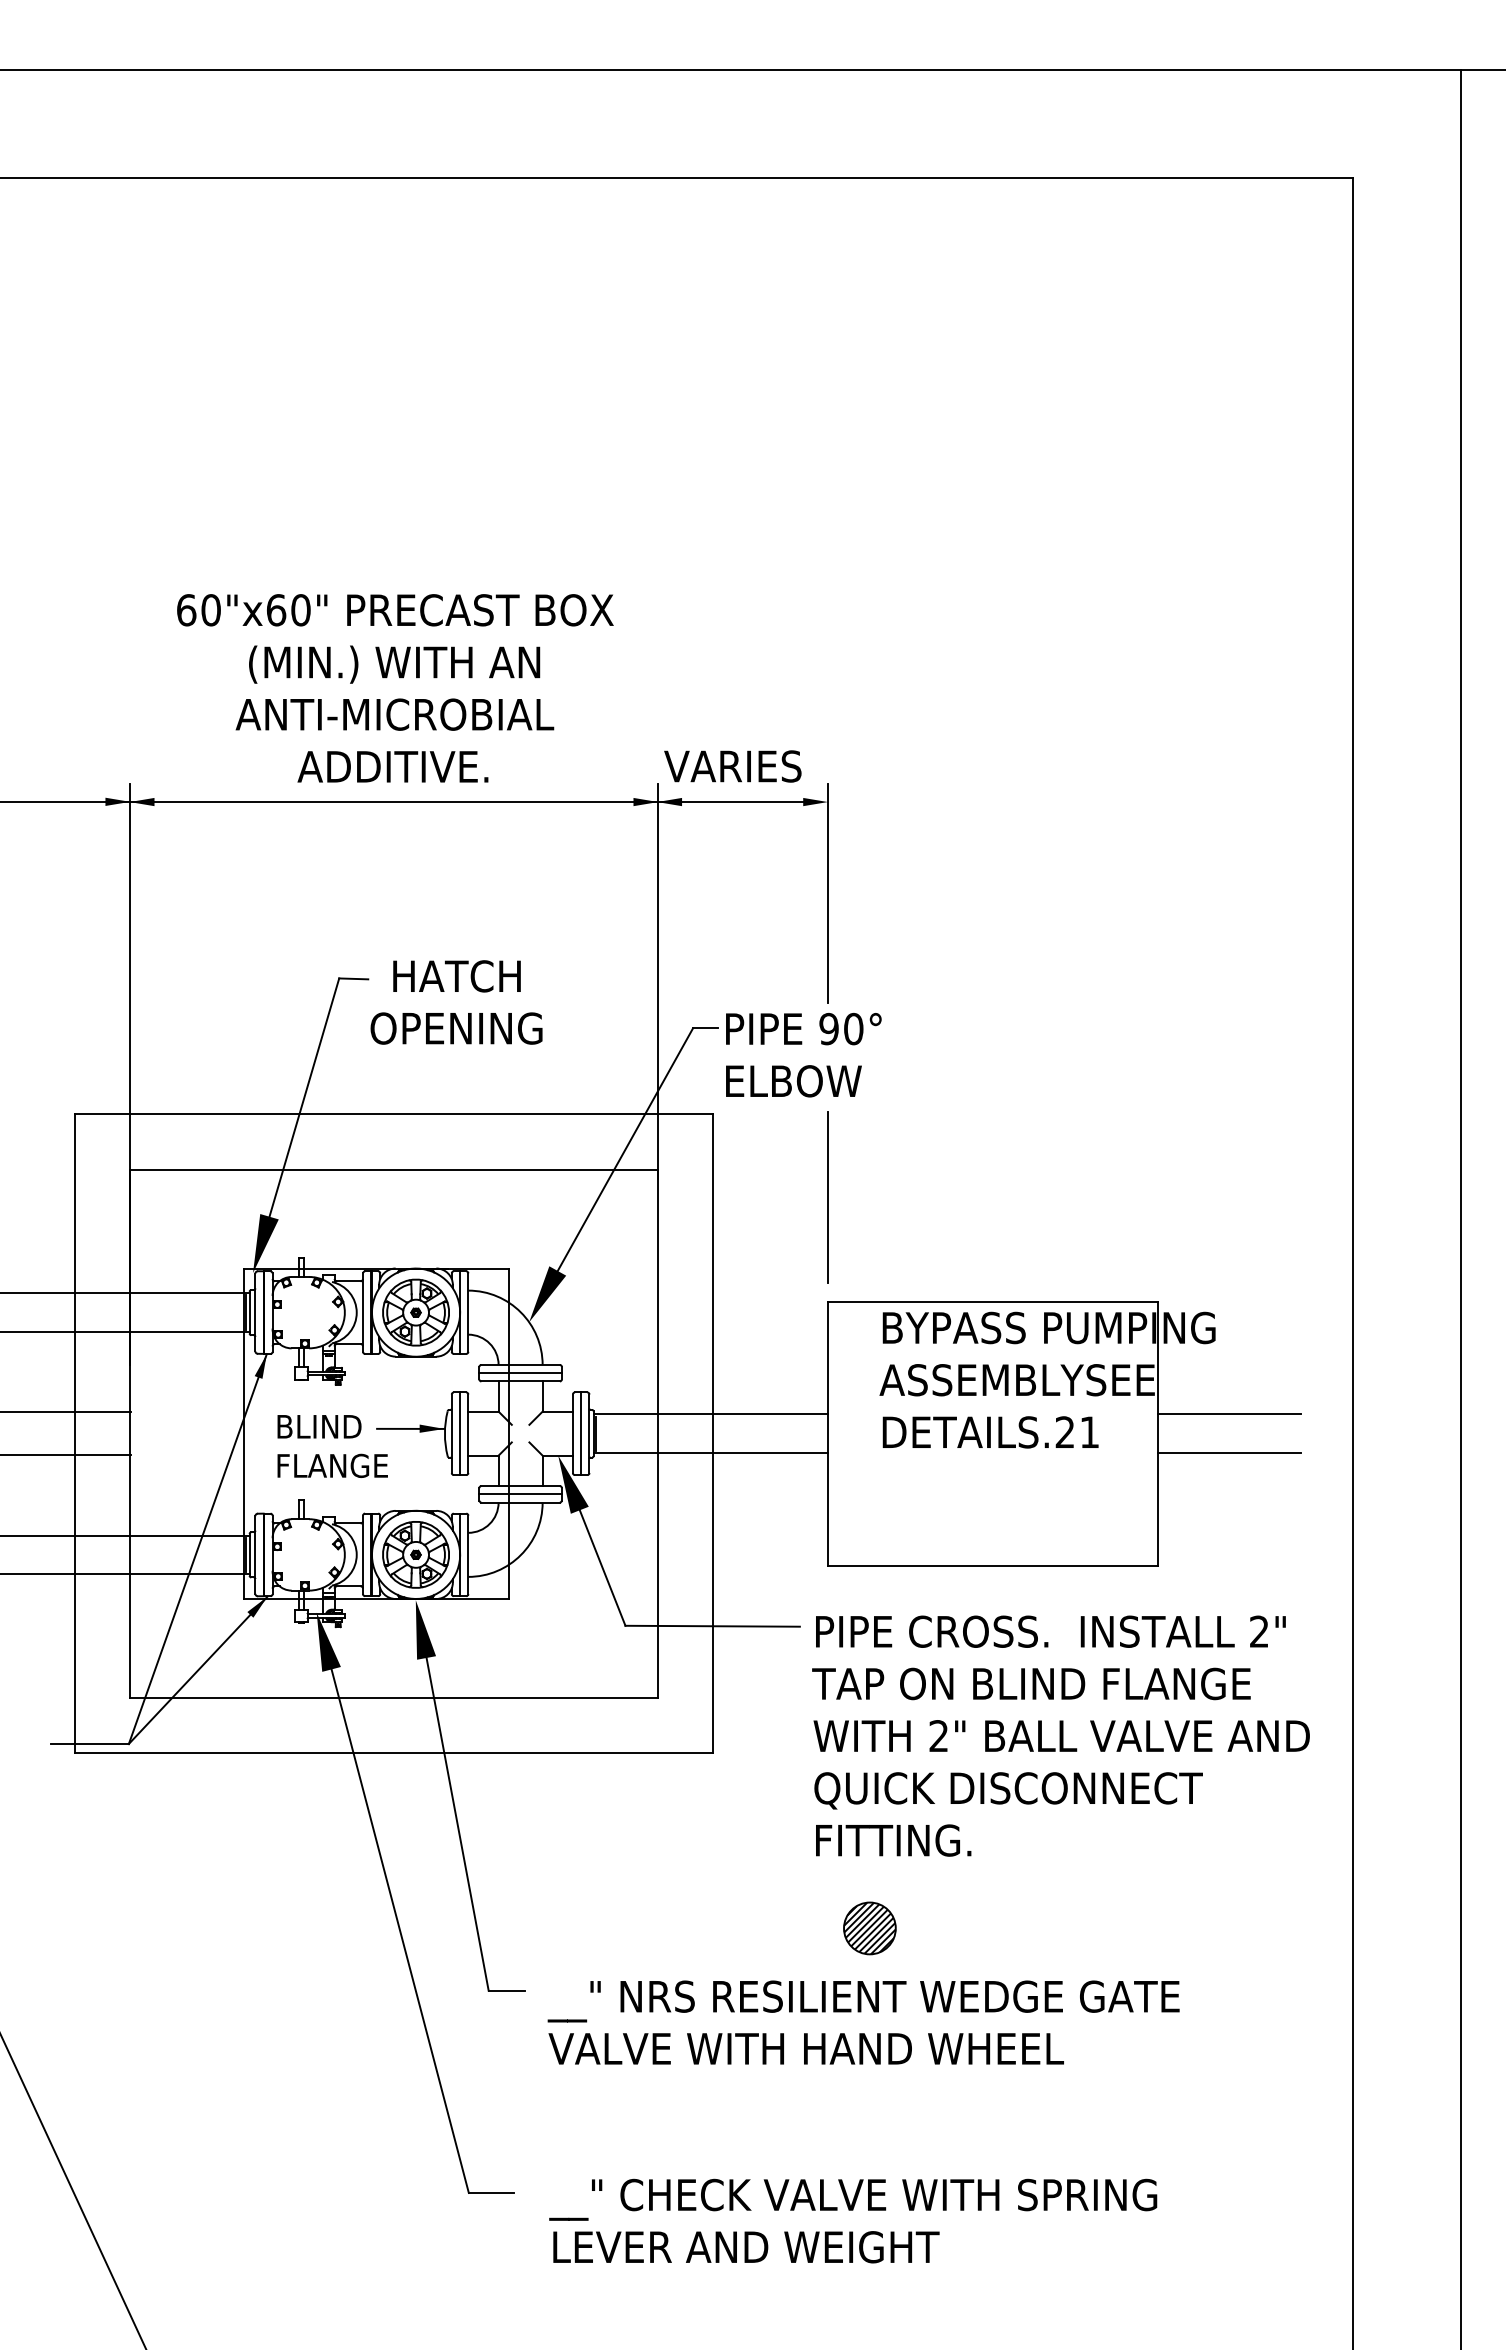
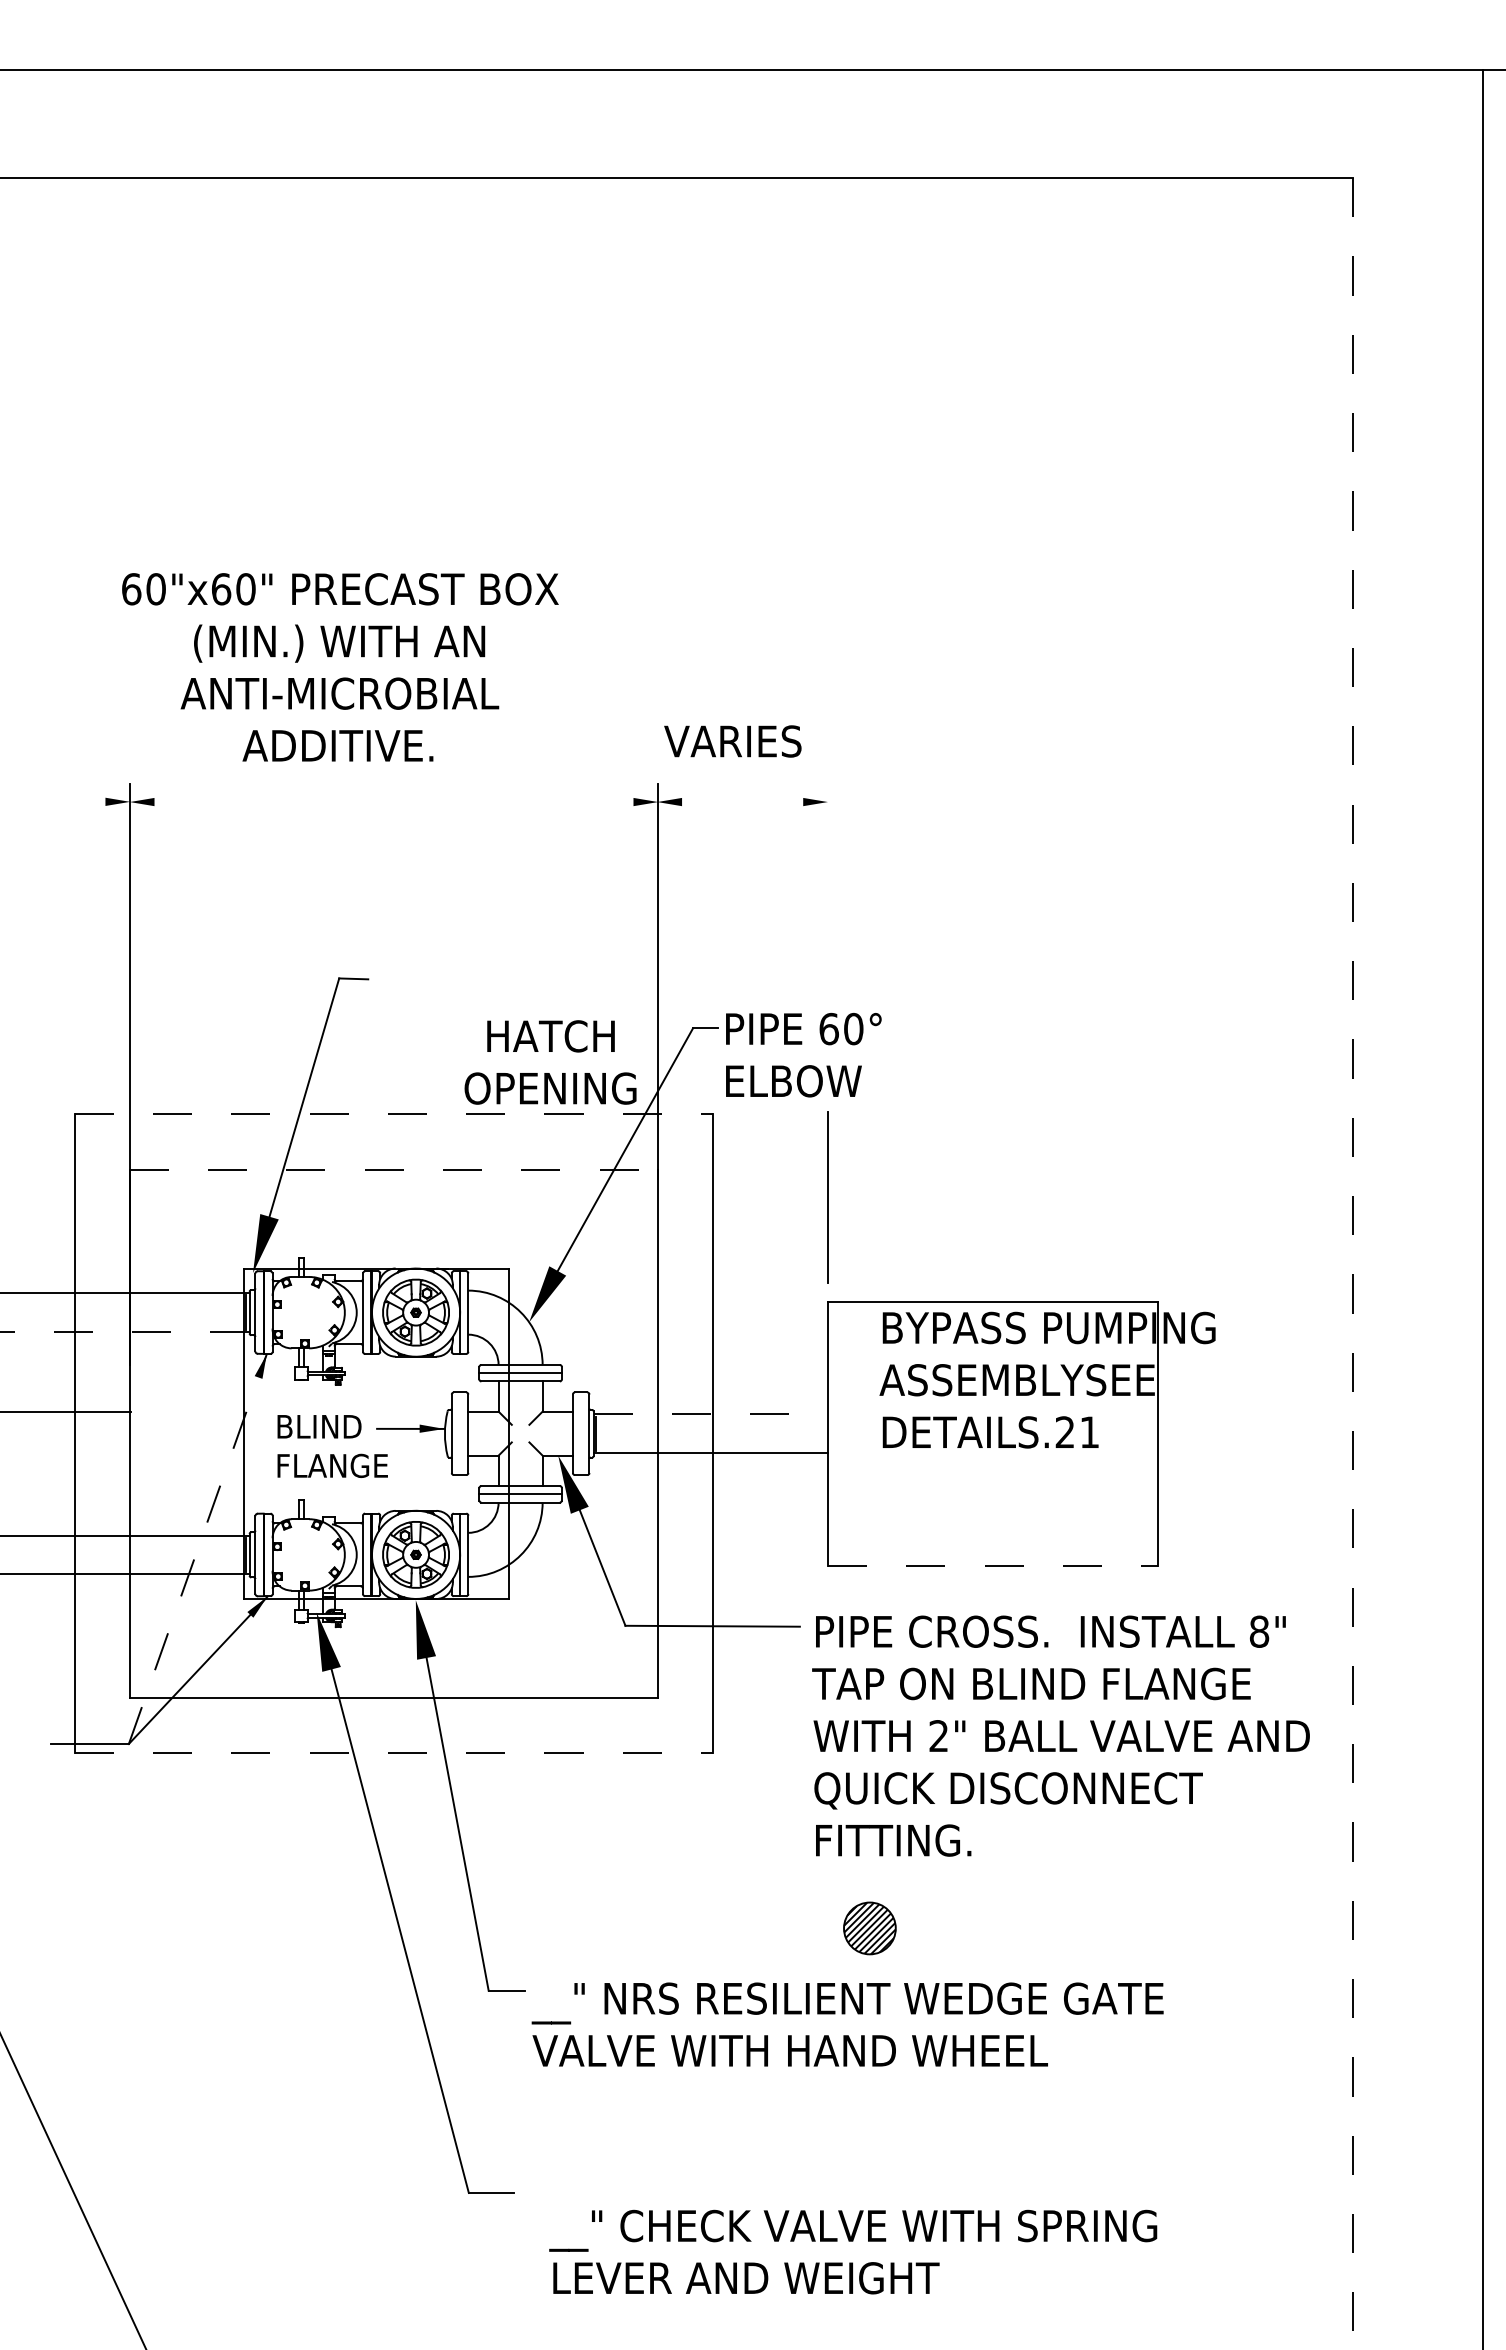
text position: (395, 688) -> (340, 667) (340, 667)
text position: (732, 766) -> (732, 741) (732, 741)
line: present -> none (411, 802)
line: present -> none (827, 893)
text position: (456, 1002) -> (550, 1062) (550, 1062)
text: 90° -> 60° (828, 1028)
line: solid -> dashed (394, 1114)
line: solid -> dashed (394, 1169)
line position: (1460, 1208) -> (1482, 1208) (1482, 1208)
line: solid -> dashed (1353, 1263)
line: solid -> dashed (124, 1331)
line: solid -> dashed (711, 1414)
line: present -> none (1229, 1414)
line: present -> none (460, 1433)
line: present -> none (581, 1433)
line: present -> none (1229, 1452)
line: present -> none (66, 1454)
line: solid -> dashed (197, 1549)
line: solid -> dashed (993, 1565)
text: 2" -> 8" (1259, 1631)
line: solid -> dashed (394, 1753)
text position: (863, 2022) -> (847, 2024) (847, 2024)
text position: (853, 2220) -> (853, 2251) (853, 2251)
